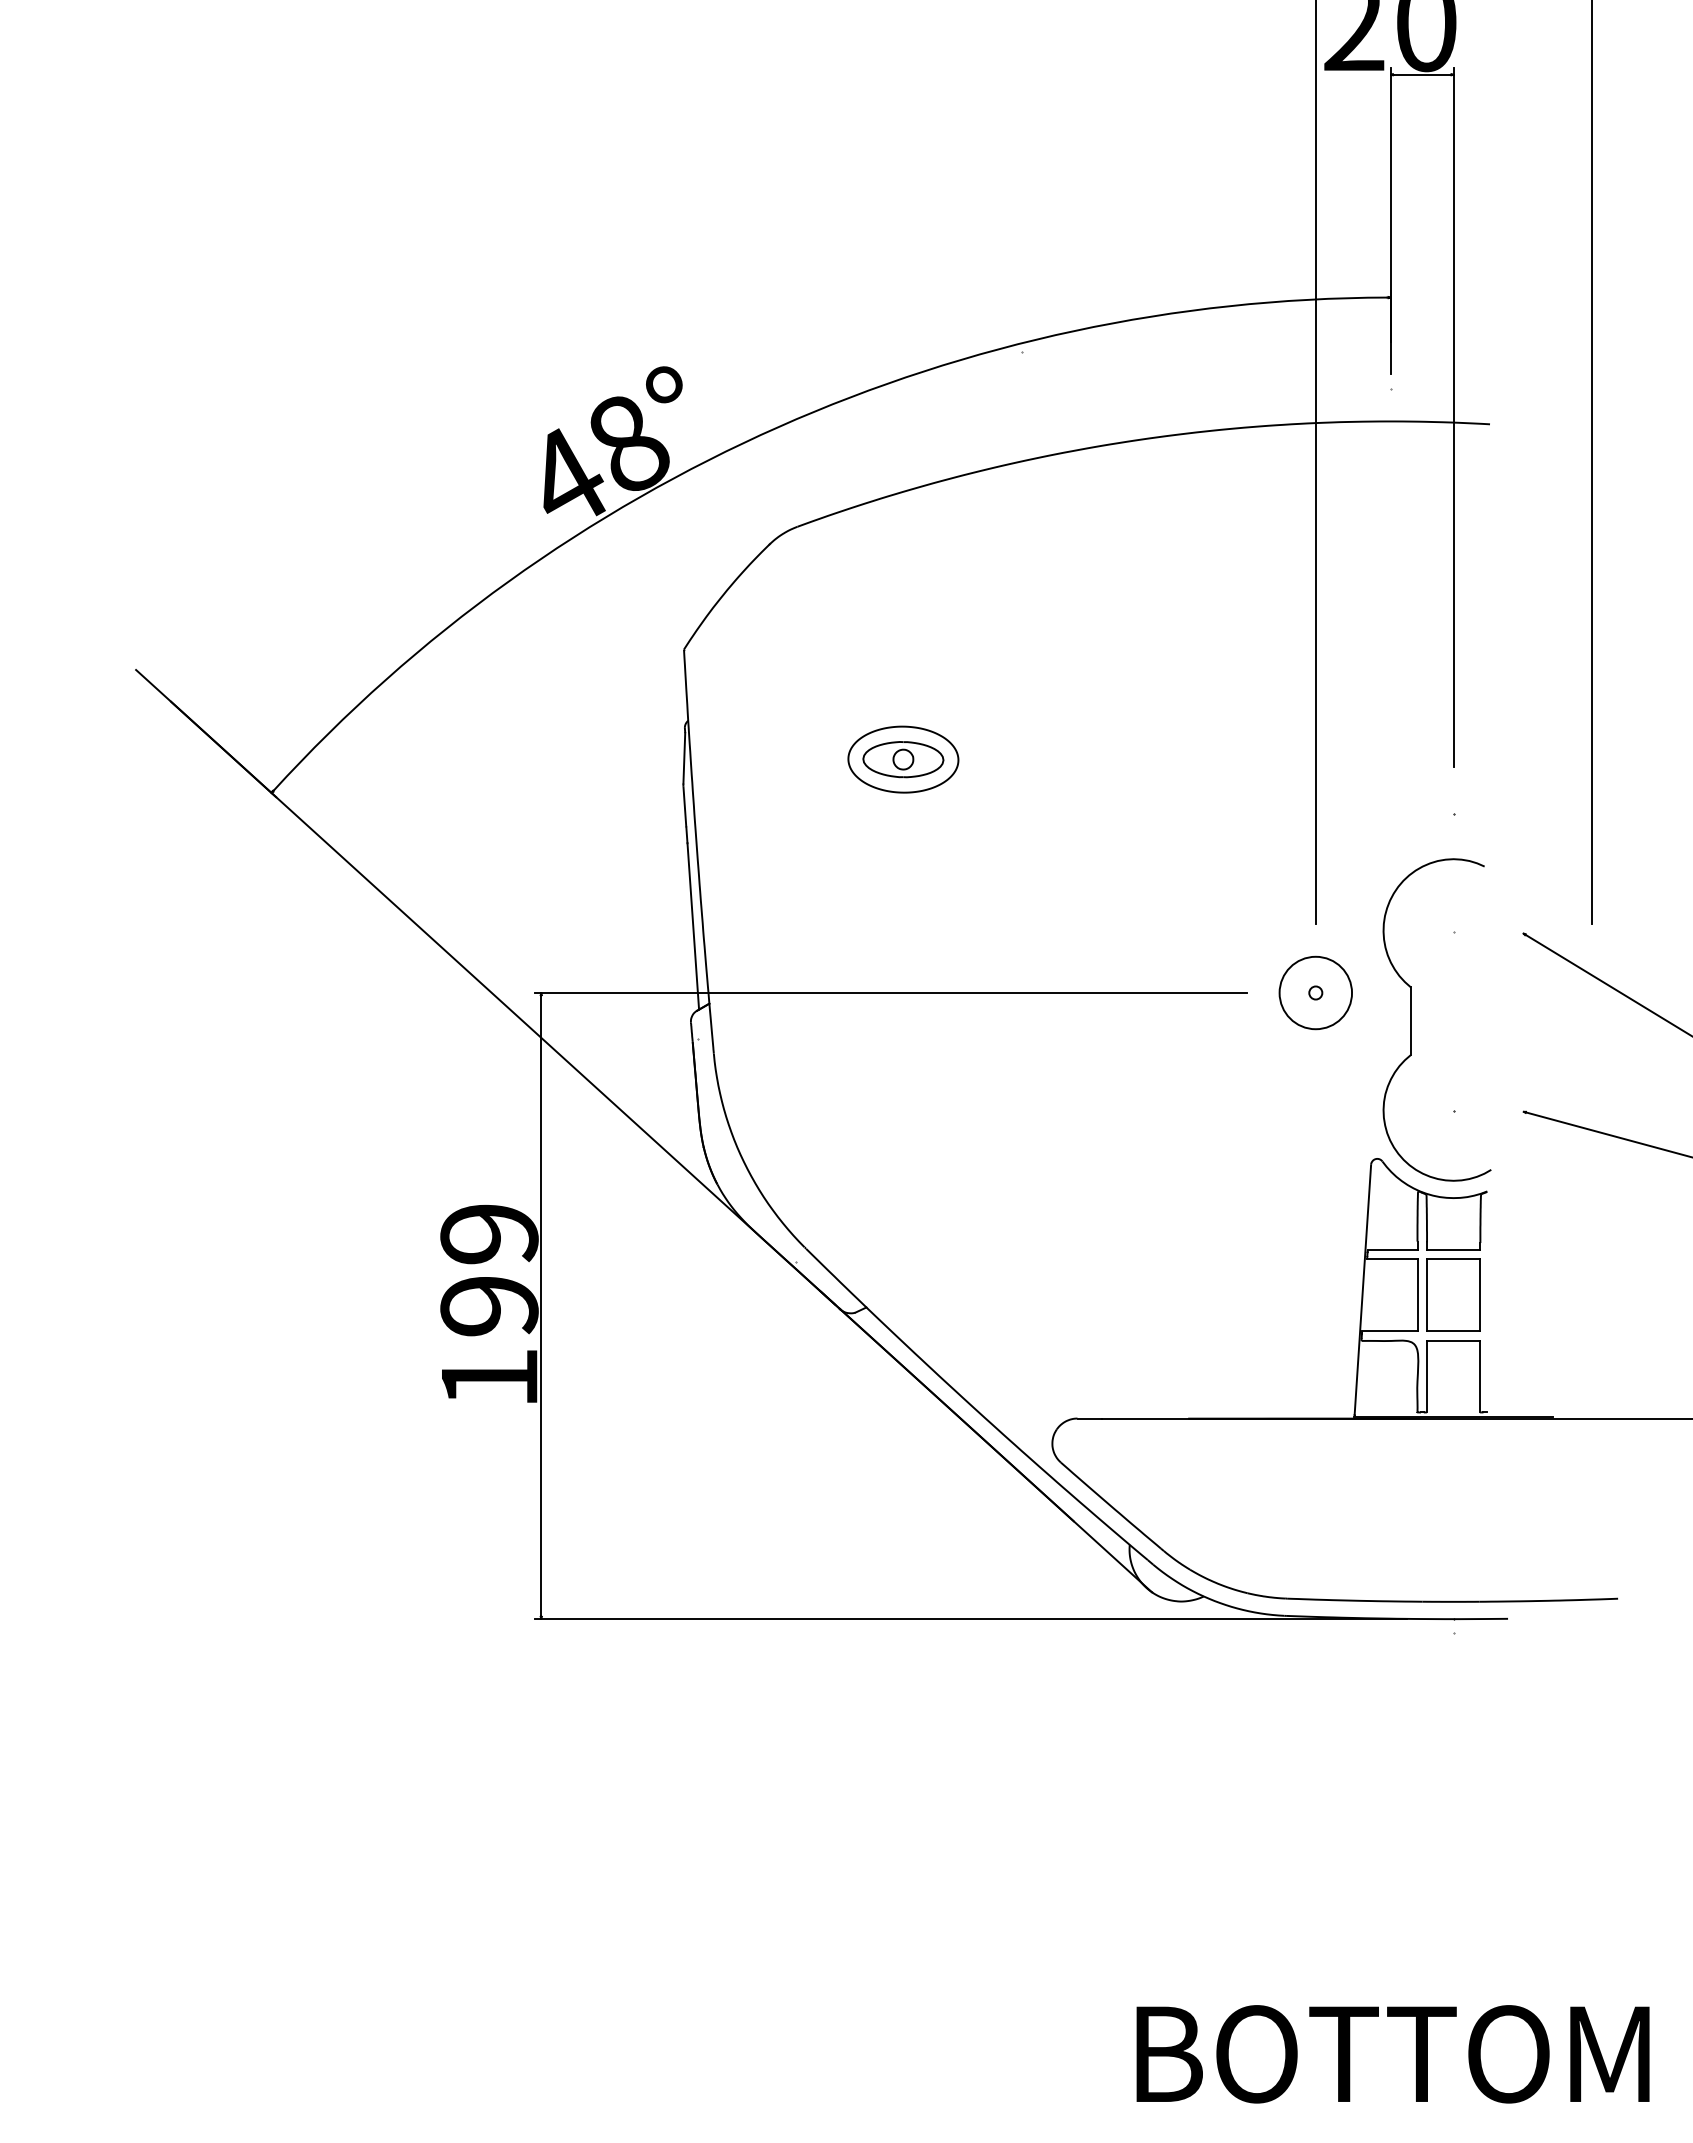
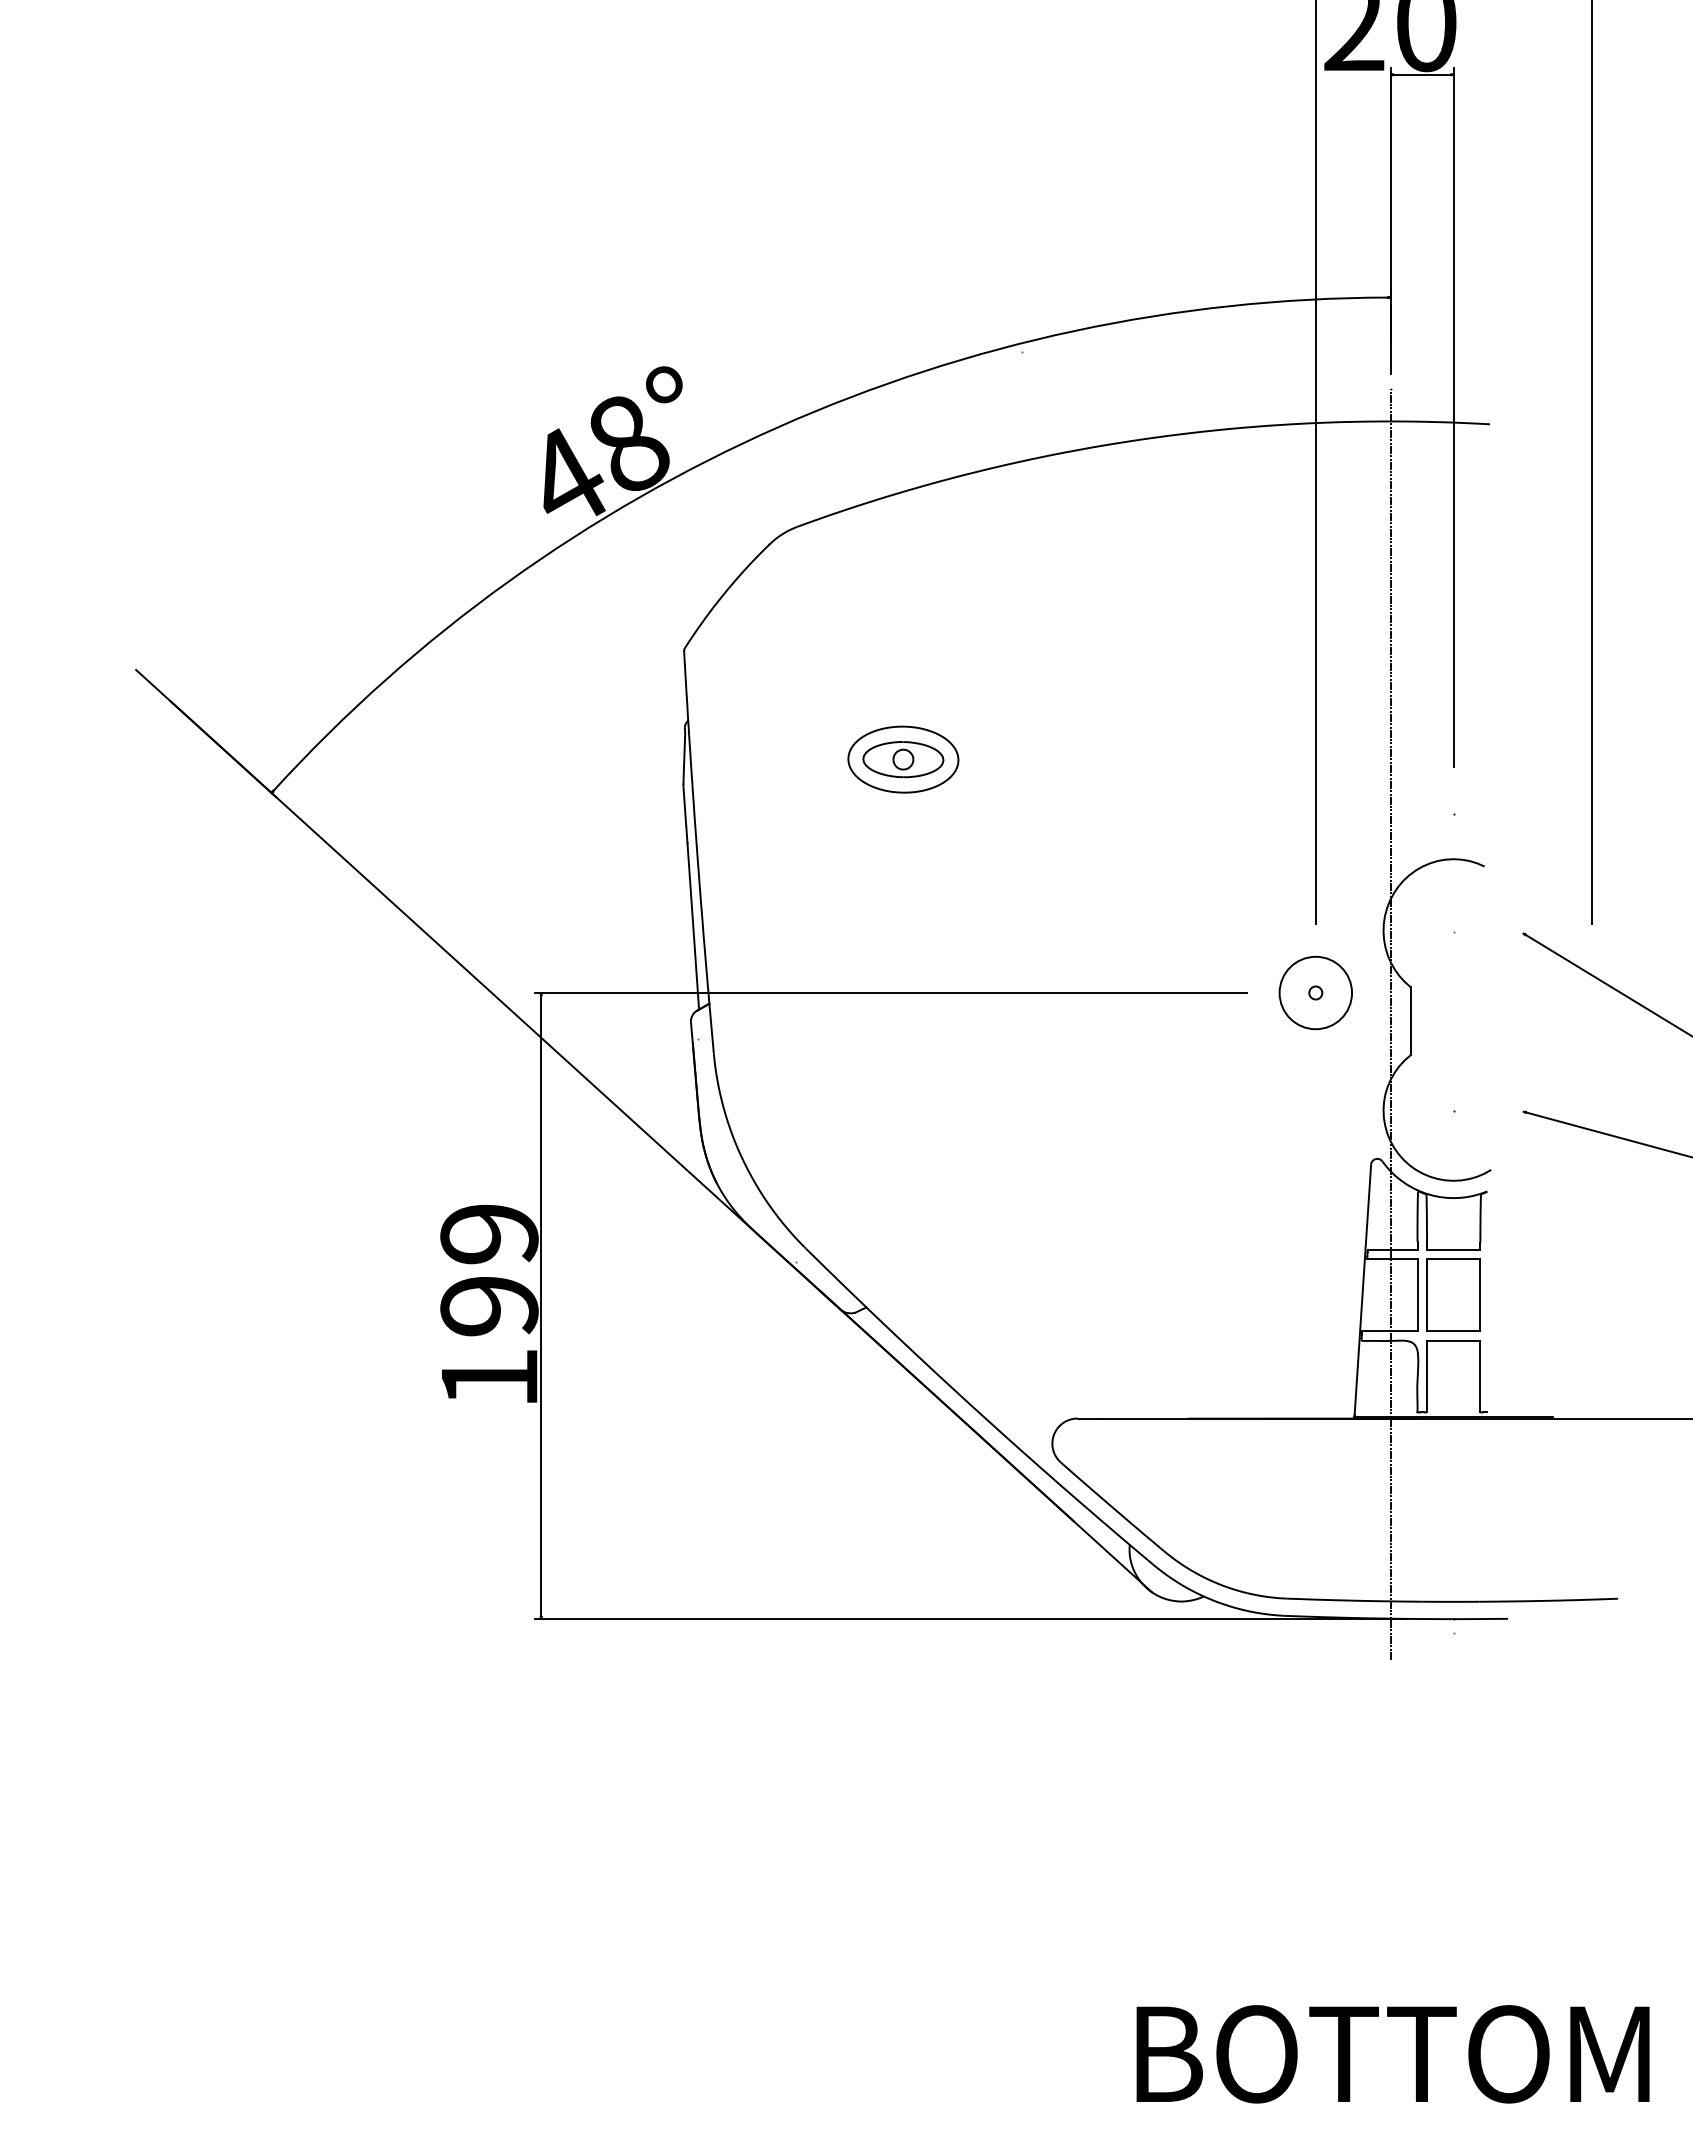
line: none -> present (1390, 1024)
